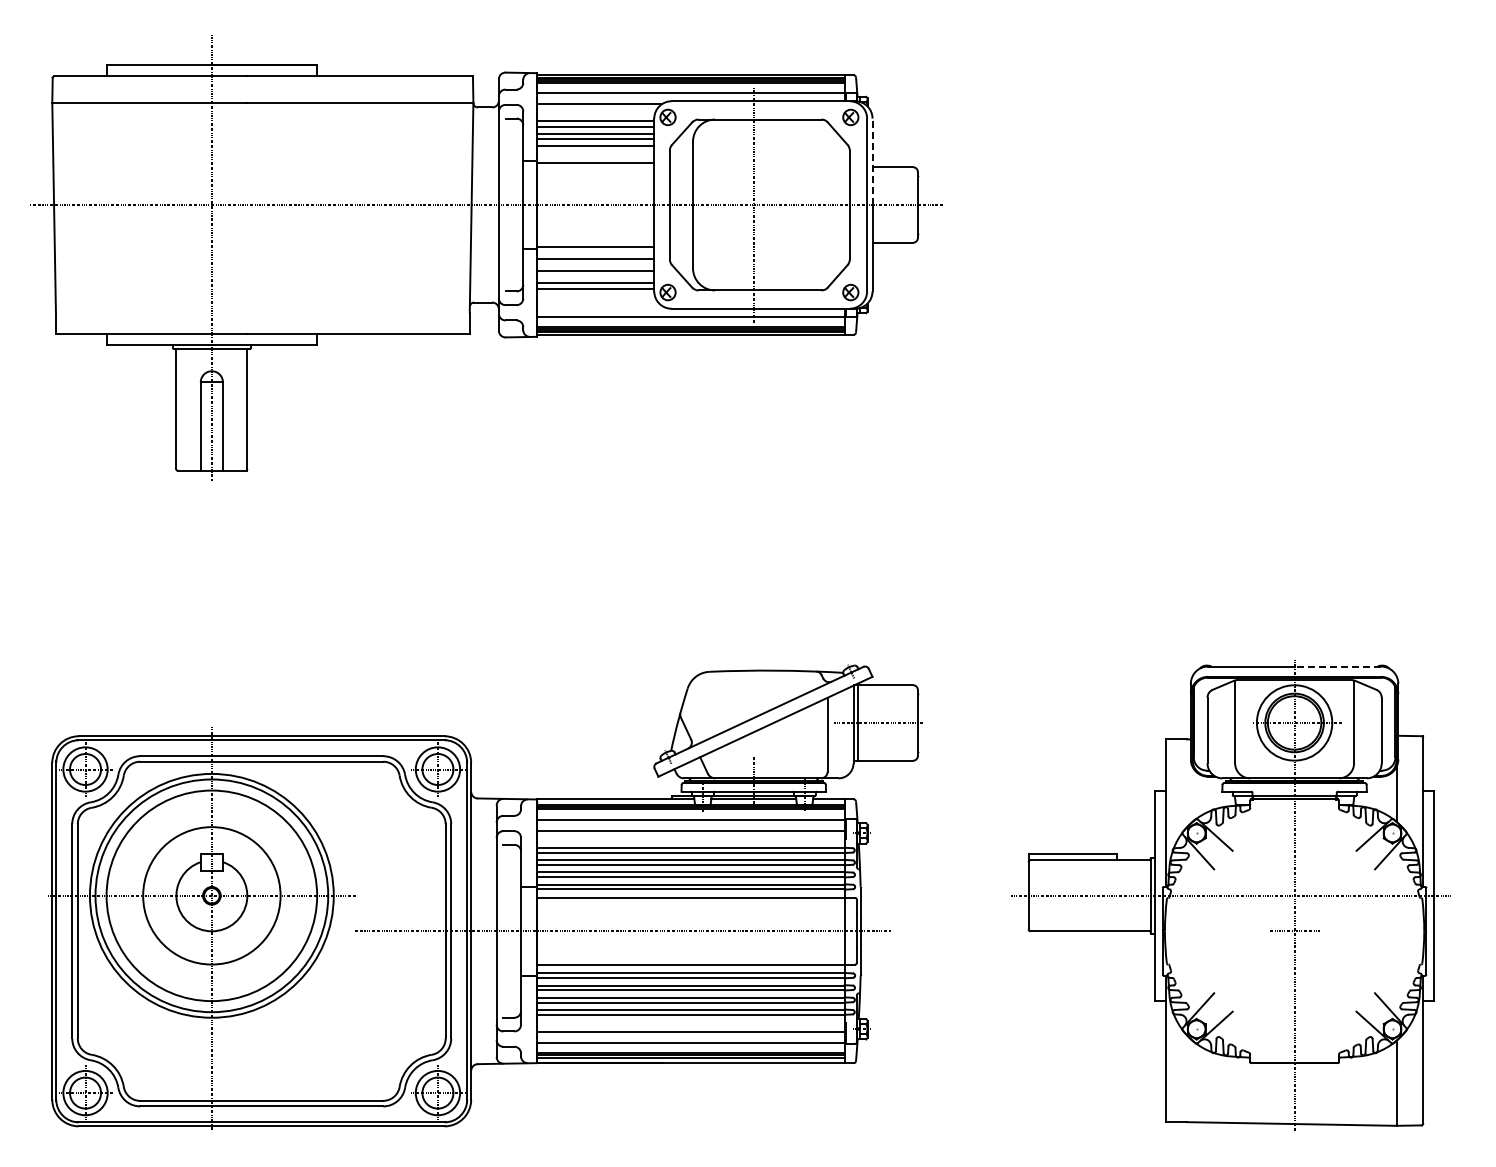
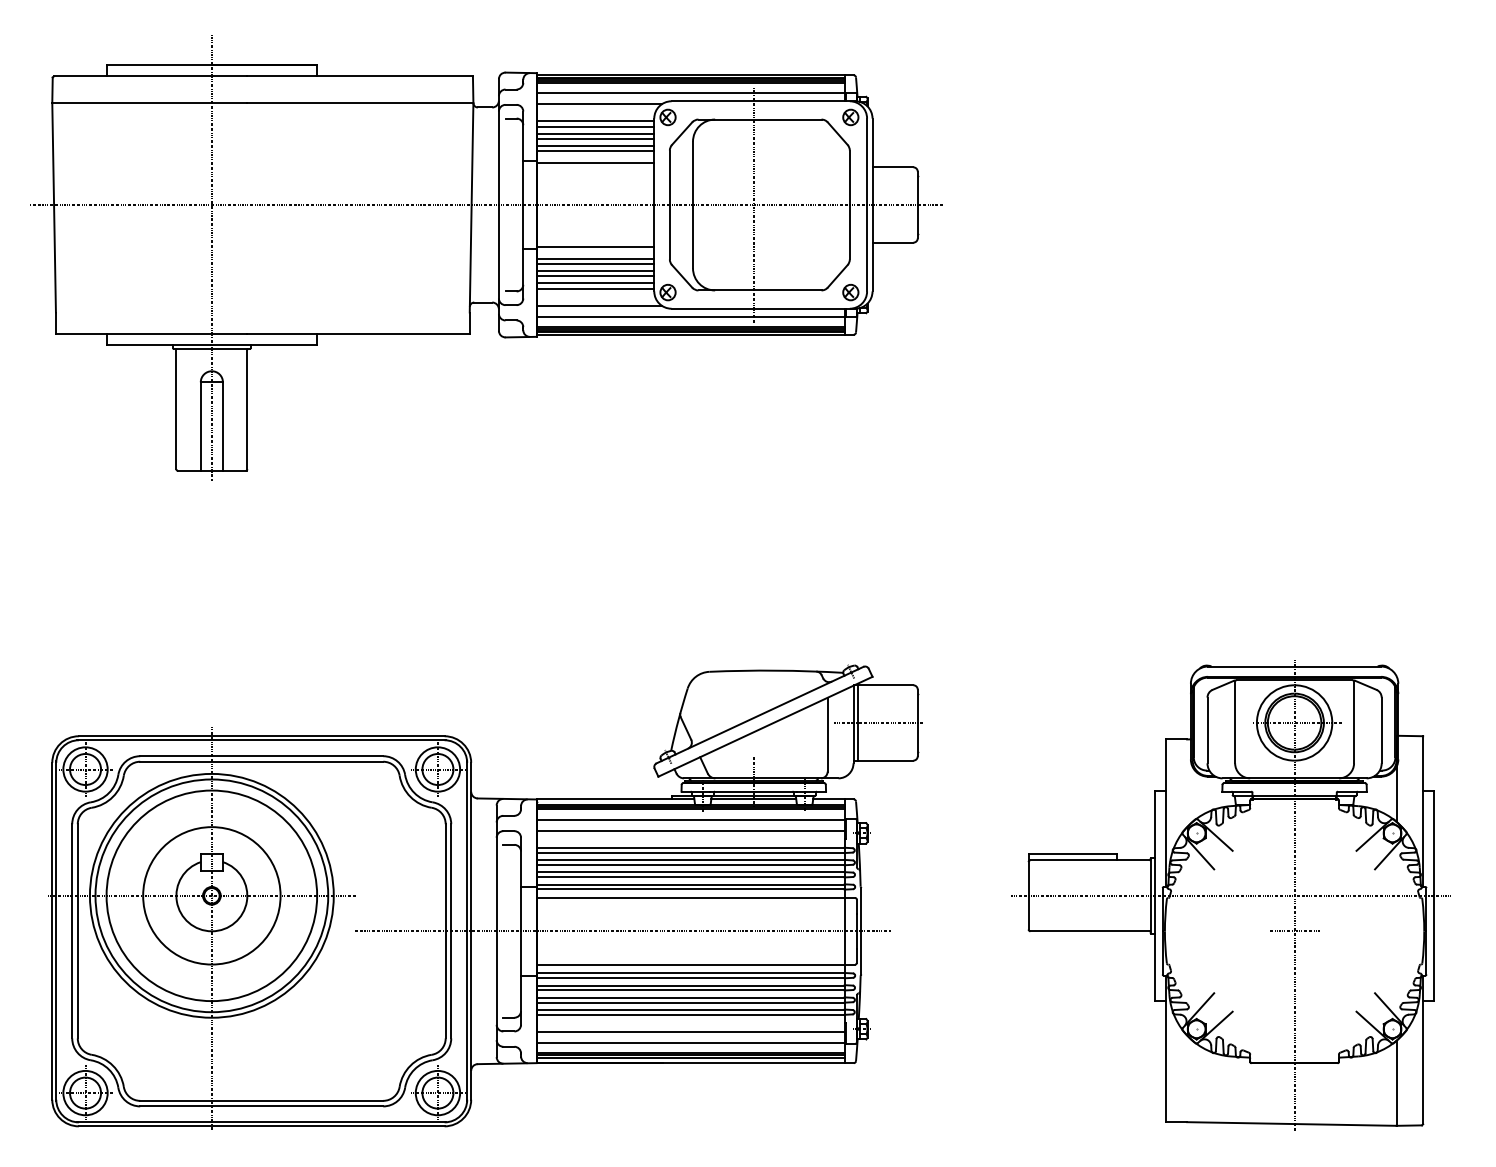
line: none -> present (595, 150)
line: dashed -> solid (872, 161)
line: none -> present (595, 263)
line: none -> present (595, 276)
line: none -> present (598, 305)
line: dashed -> solid (1337, 666)
